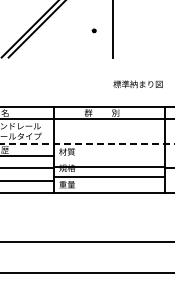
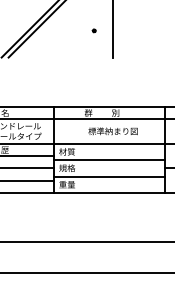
text position: (137, 84) -> (112, 131) (112, 131)
line: dashed -> solid (87, 143)
line position: (108, 167) -> (108, 160) (108, 160)
